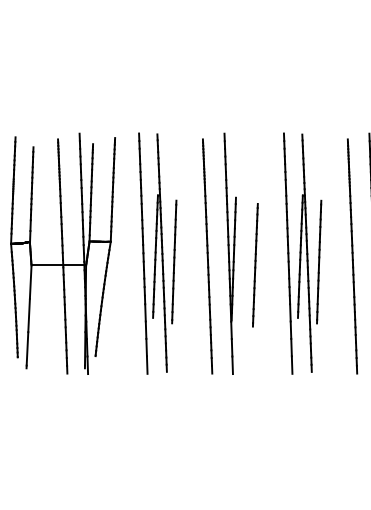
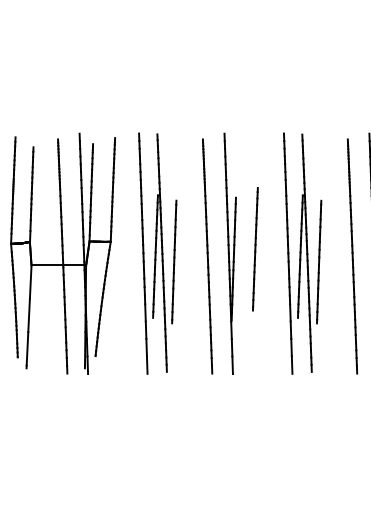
line position: (255, 265) -> (255, 249) (255, 249)
